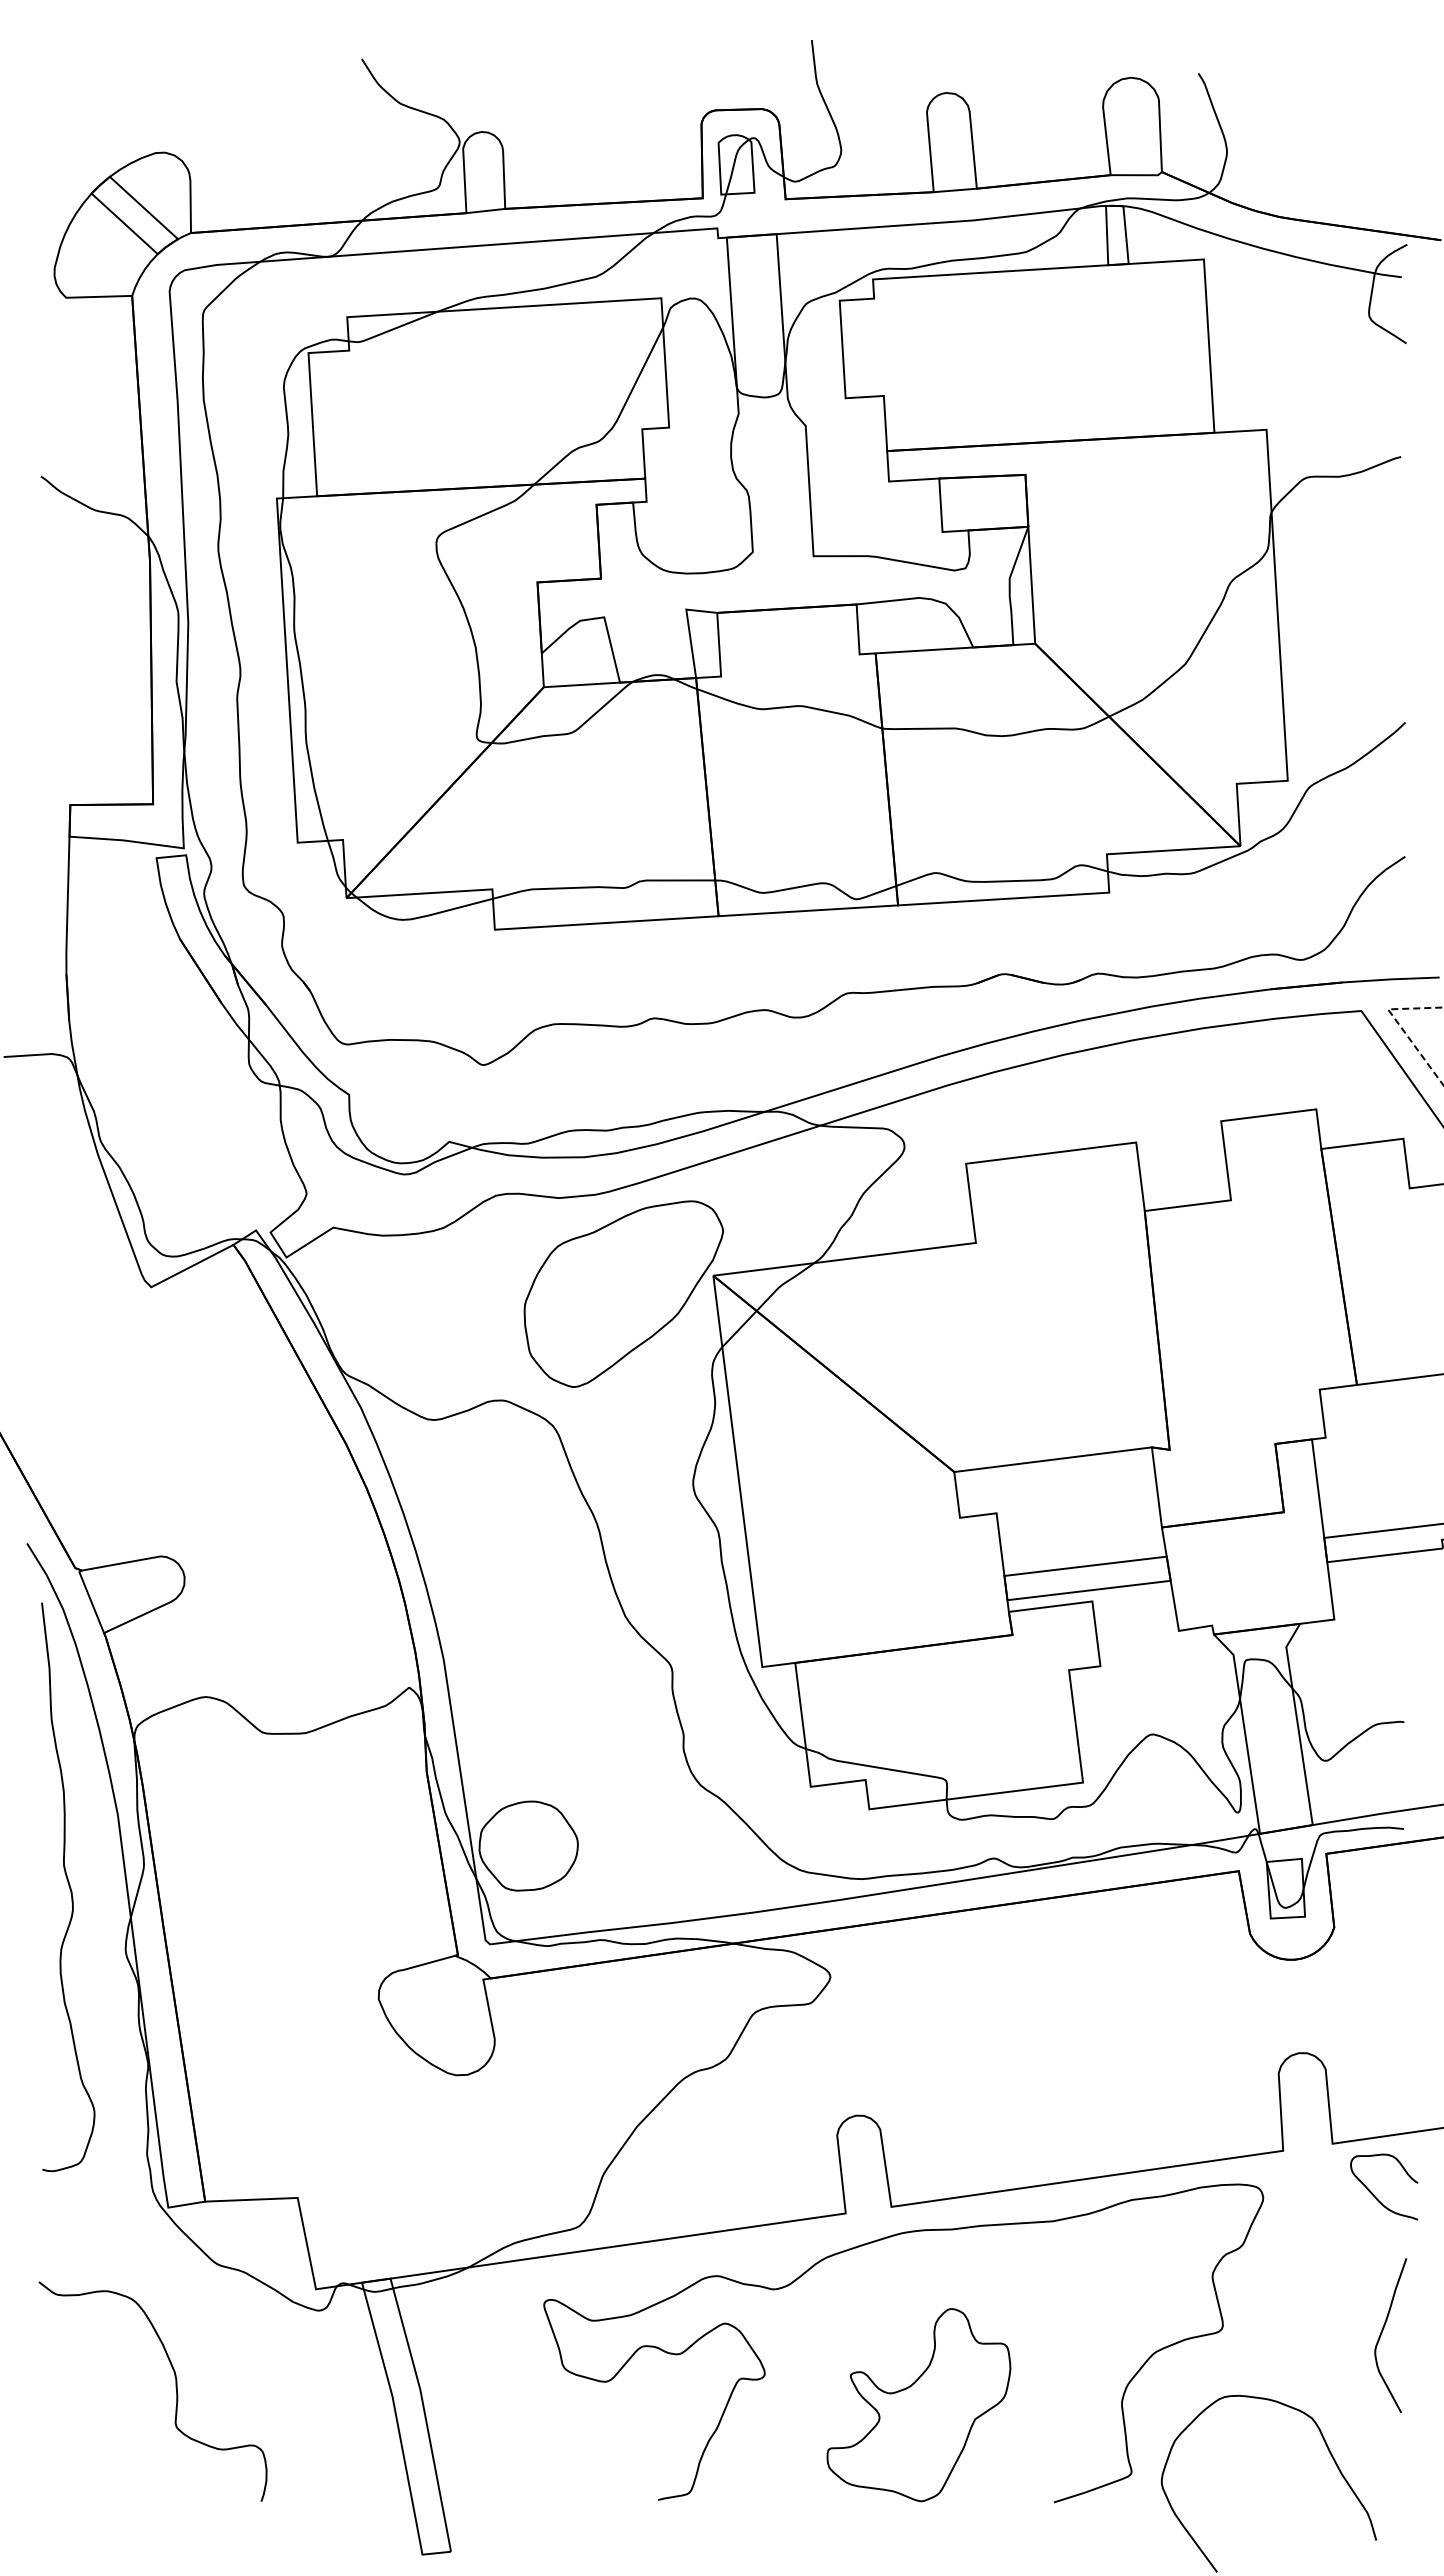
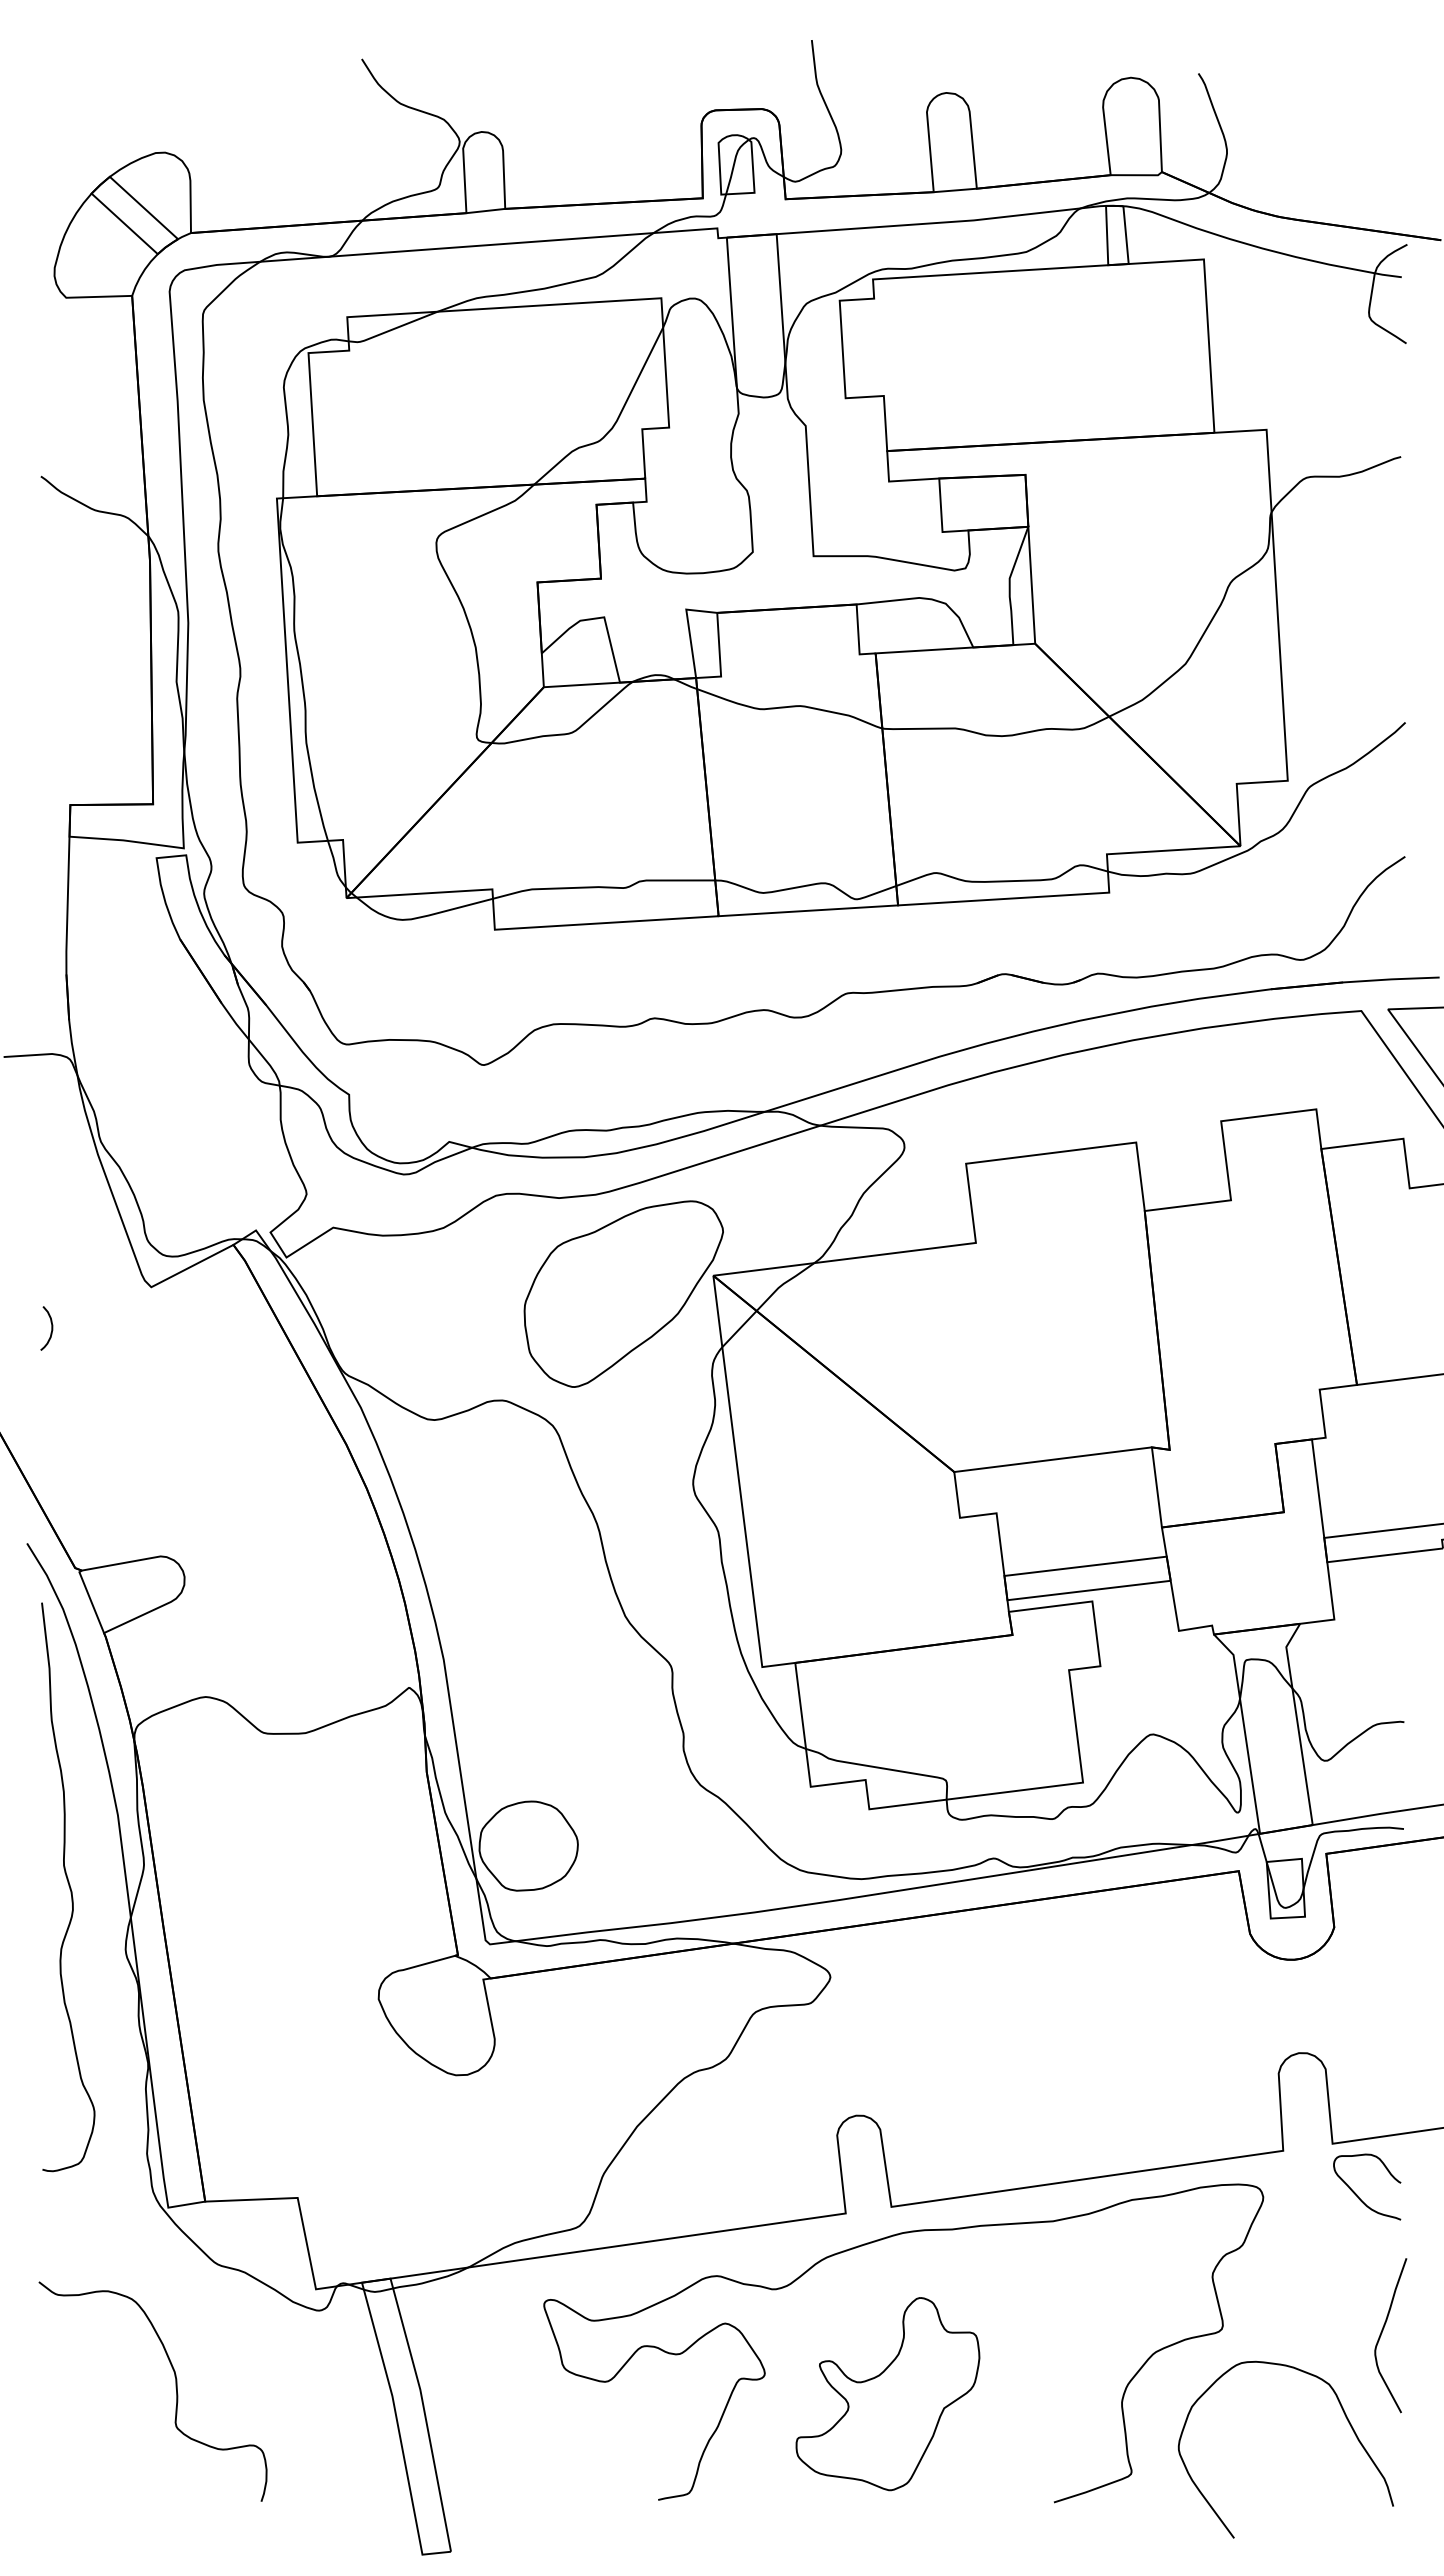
line: dashed -> solid (1399, 1024)
curve: none -> present (51, 1328)
curve position: (1374, 2194) -> (1357, 2194) (1357, 2194)
part position: (918, 2405) -> (887, 2394) (887, 2394)
curve position: (1329, 2453) -> (1346, 2419) (1346, 2419)
